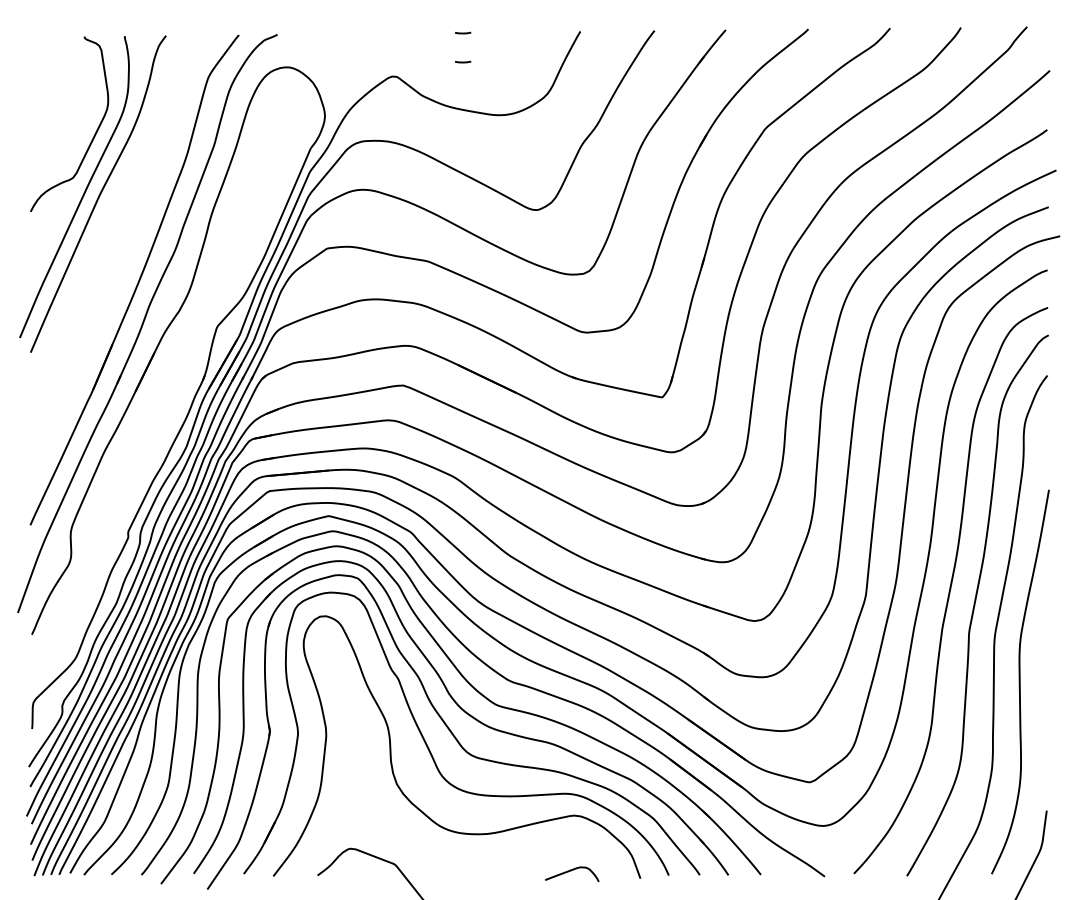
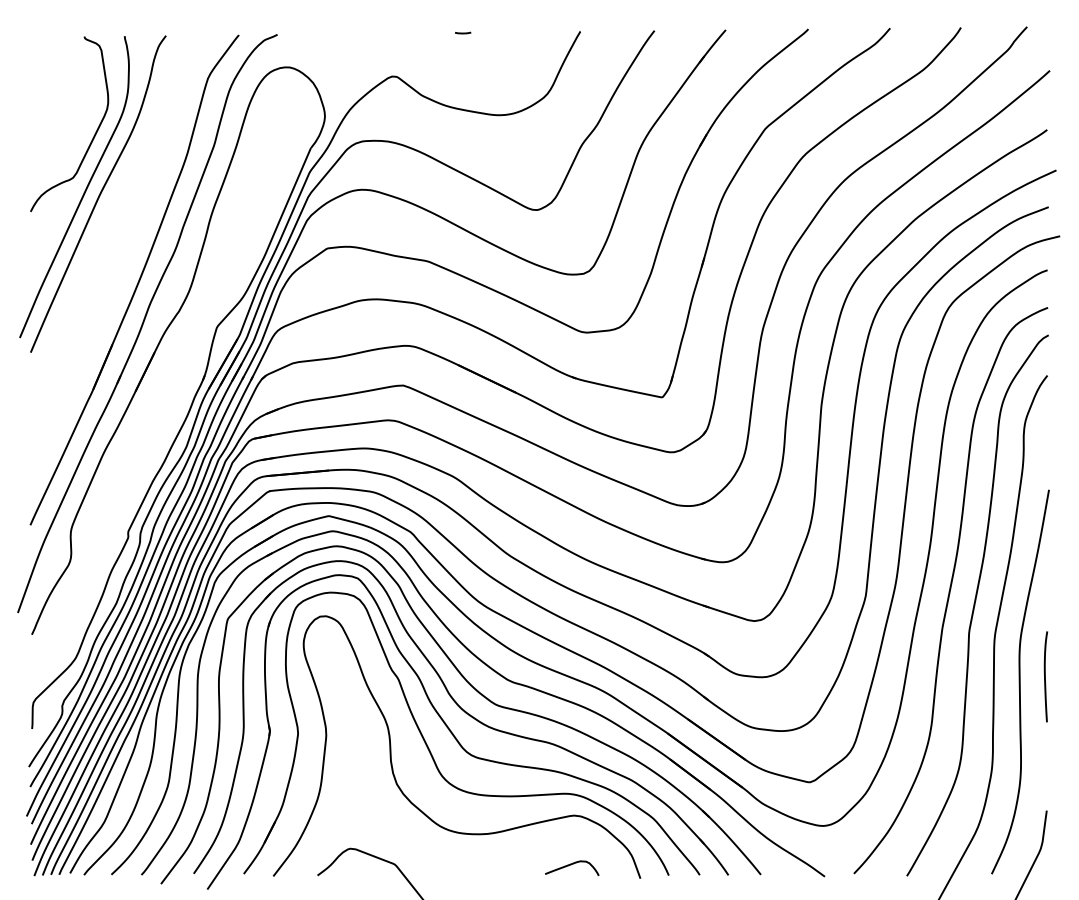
line: present -> none (463, 61)
curve: none -> present (1045, 676)
curve position: (571, 871) -> (571, 865) (571, 865)
